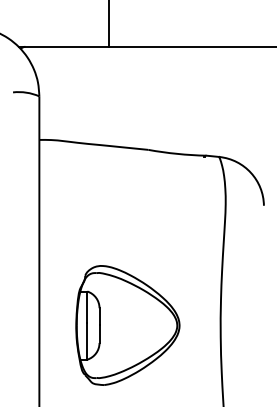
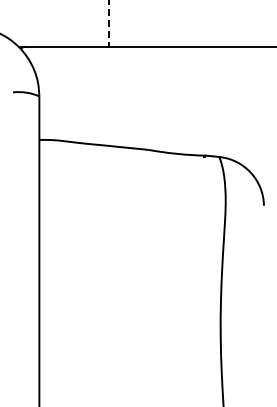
line: solid -> dashed (108, 23)
part: present -> none (127, 325)
